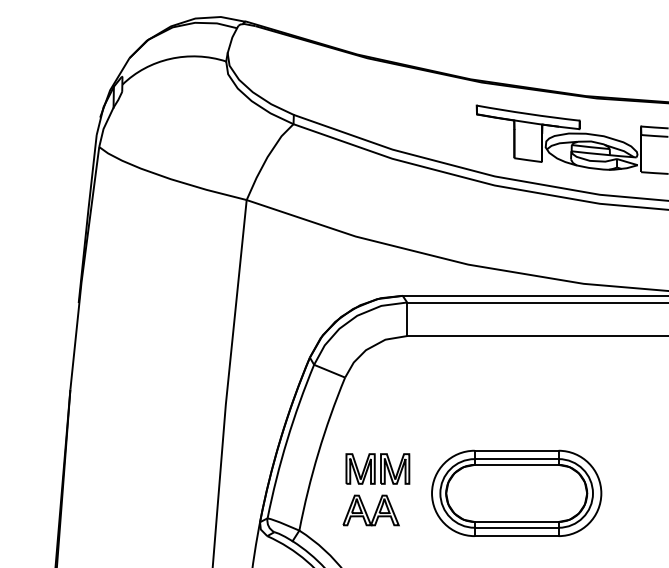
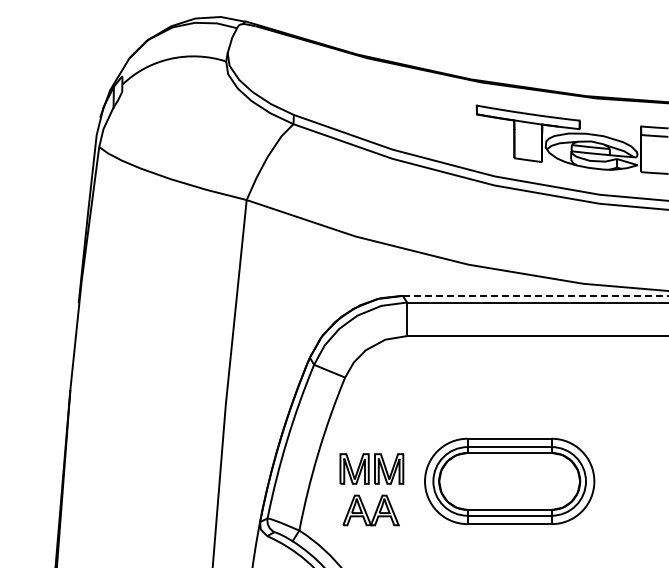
line: solid -> dashed (535, 295)
part position: (377, 468) -> (371, 468) (371, 468)
part position: (516, 492) -> (509, 480) (509, 480)
